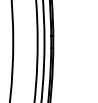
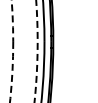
circle: solid -> dashed (11, 51)
arc: solid -> dashed (37, 51)
